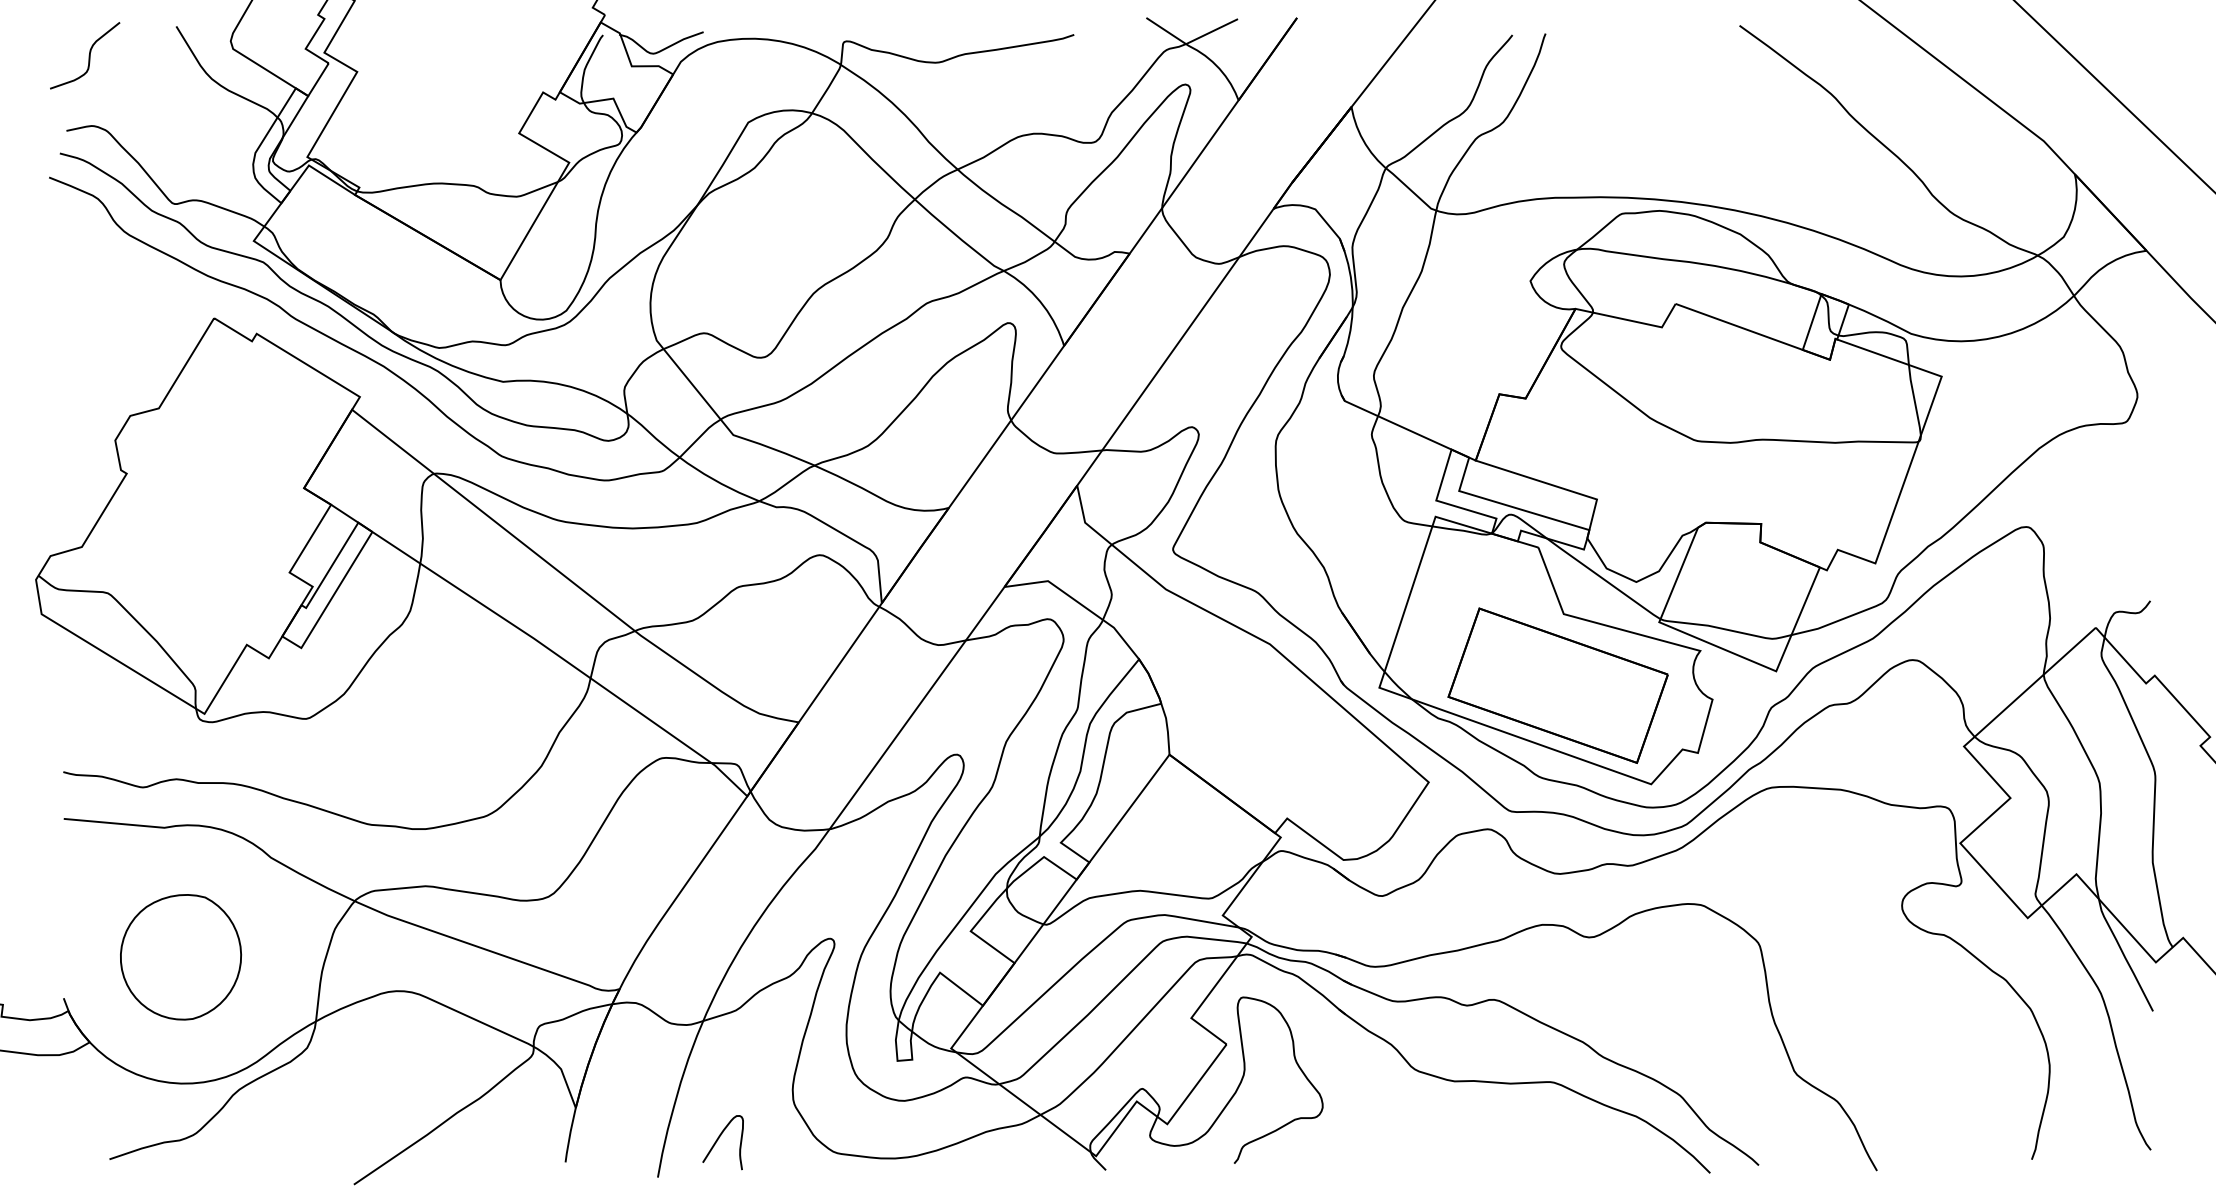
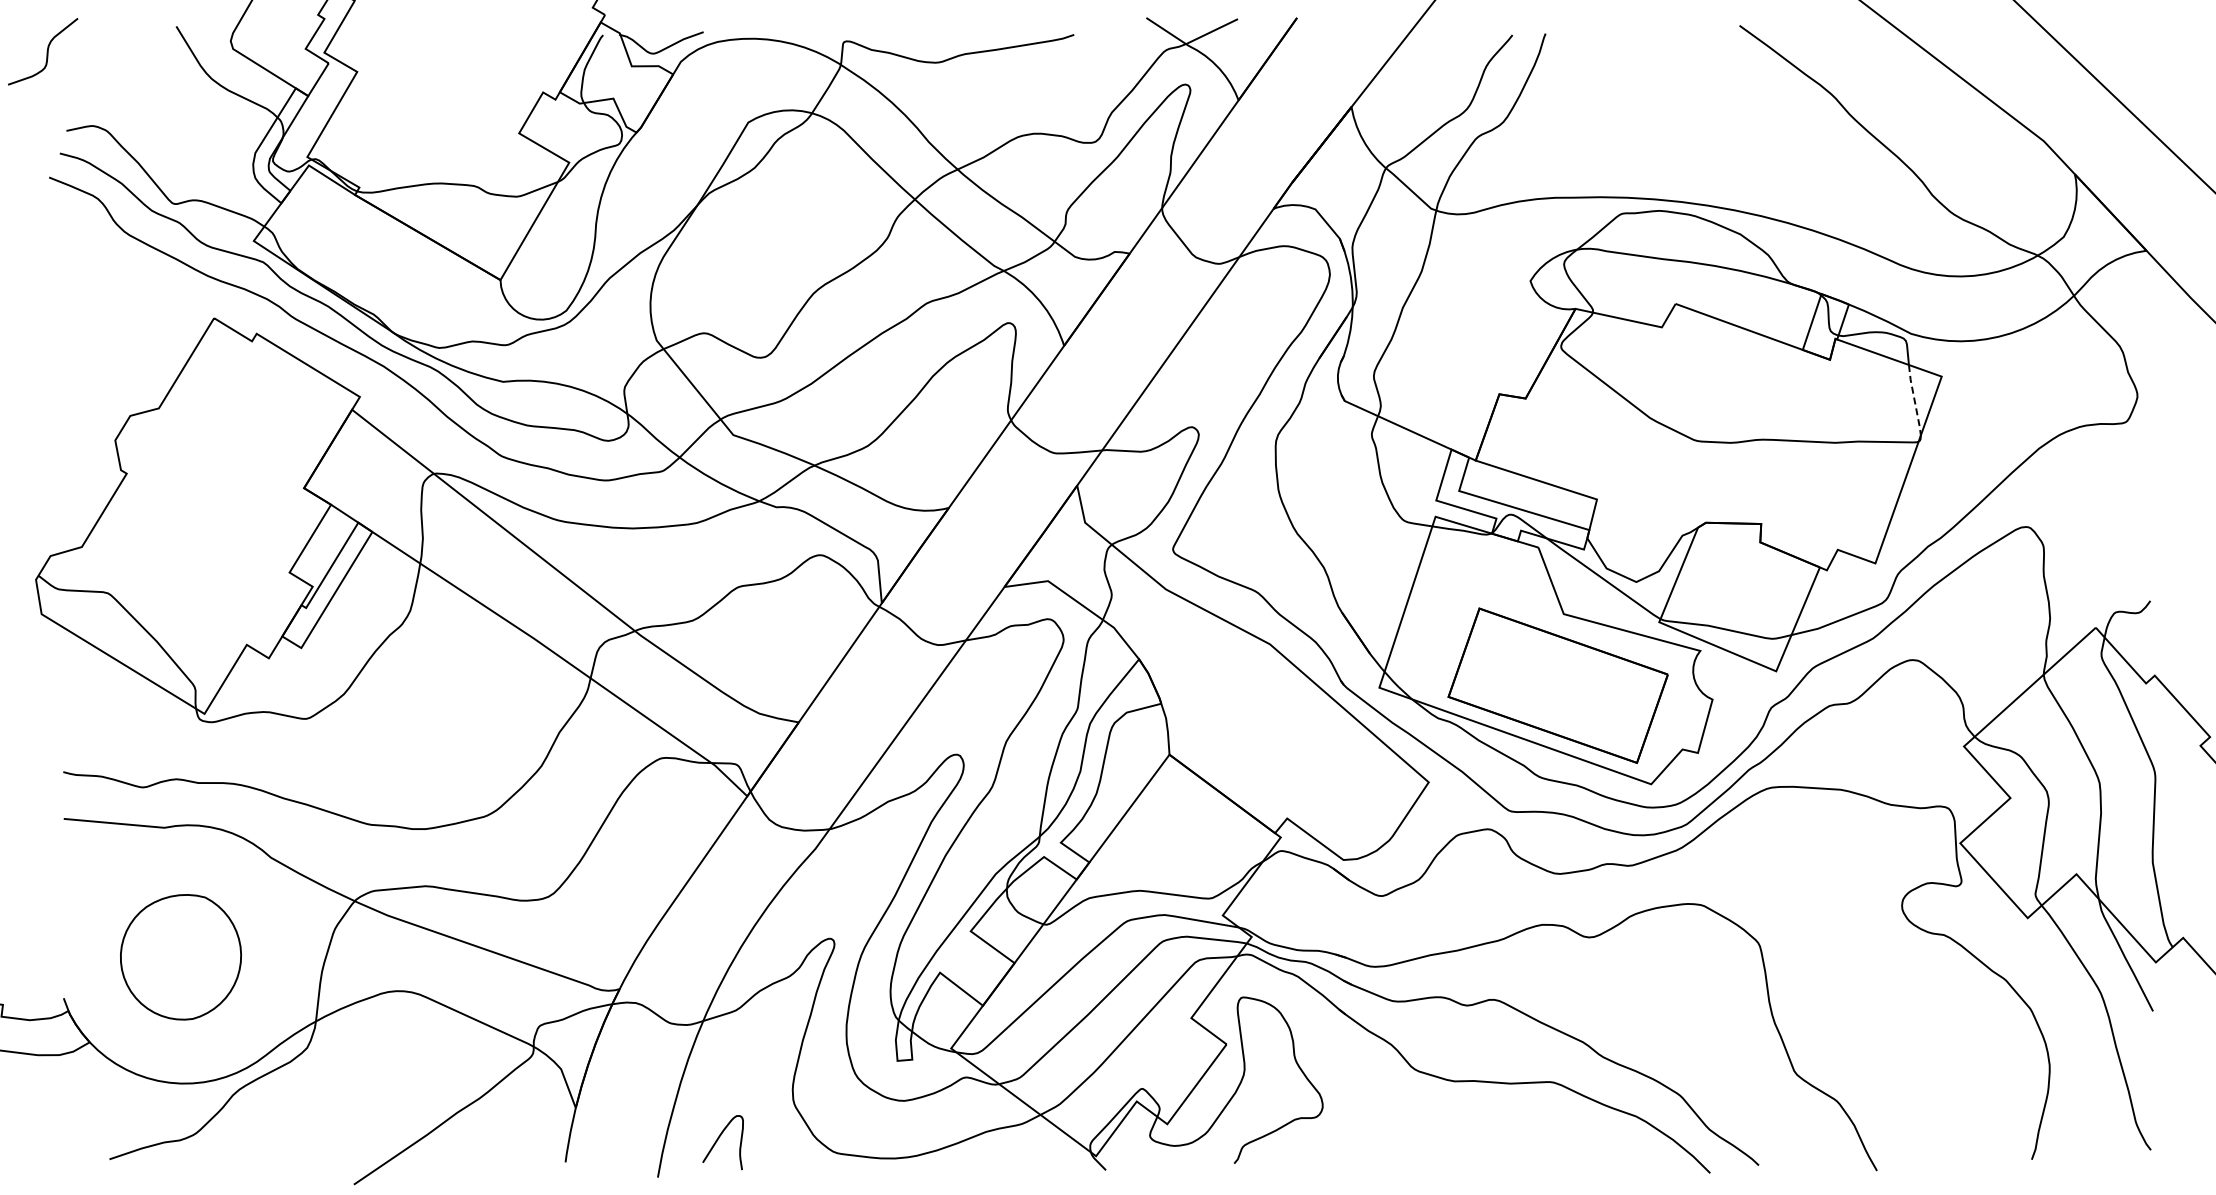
curve position: (88, 55) -> (46, 51) (46, 51)
line: solid -> dashed (1914, 401)
